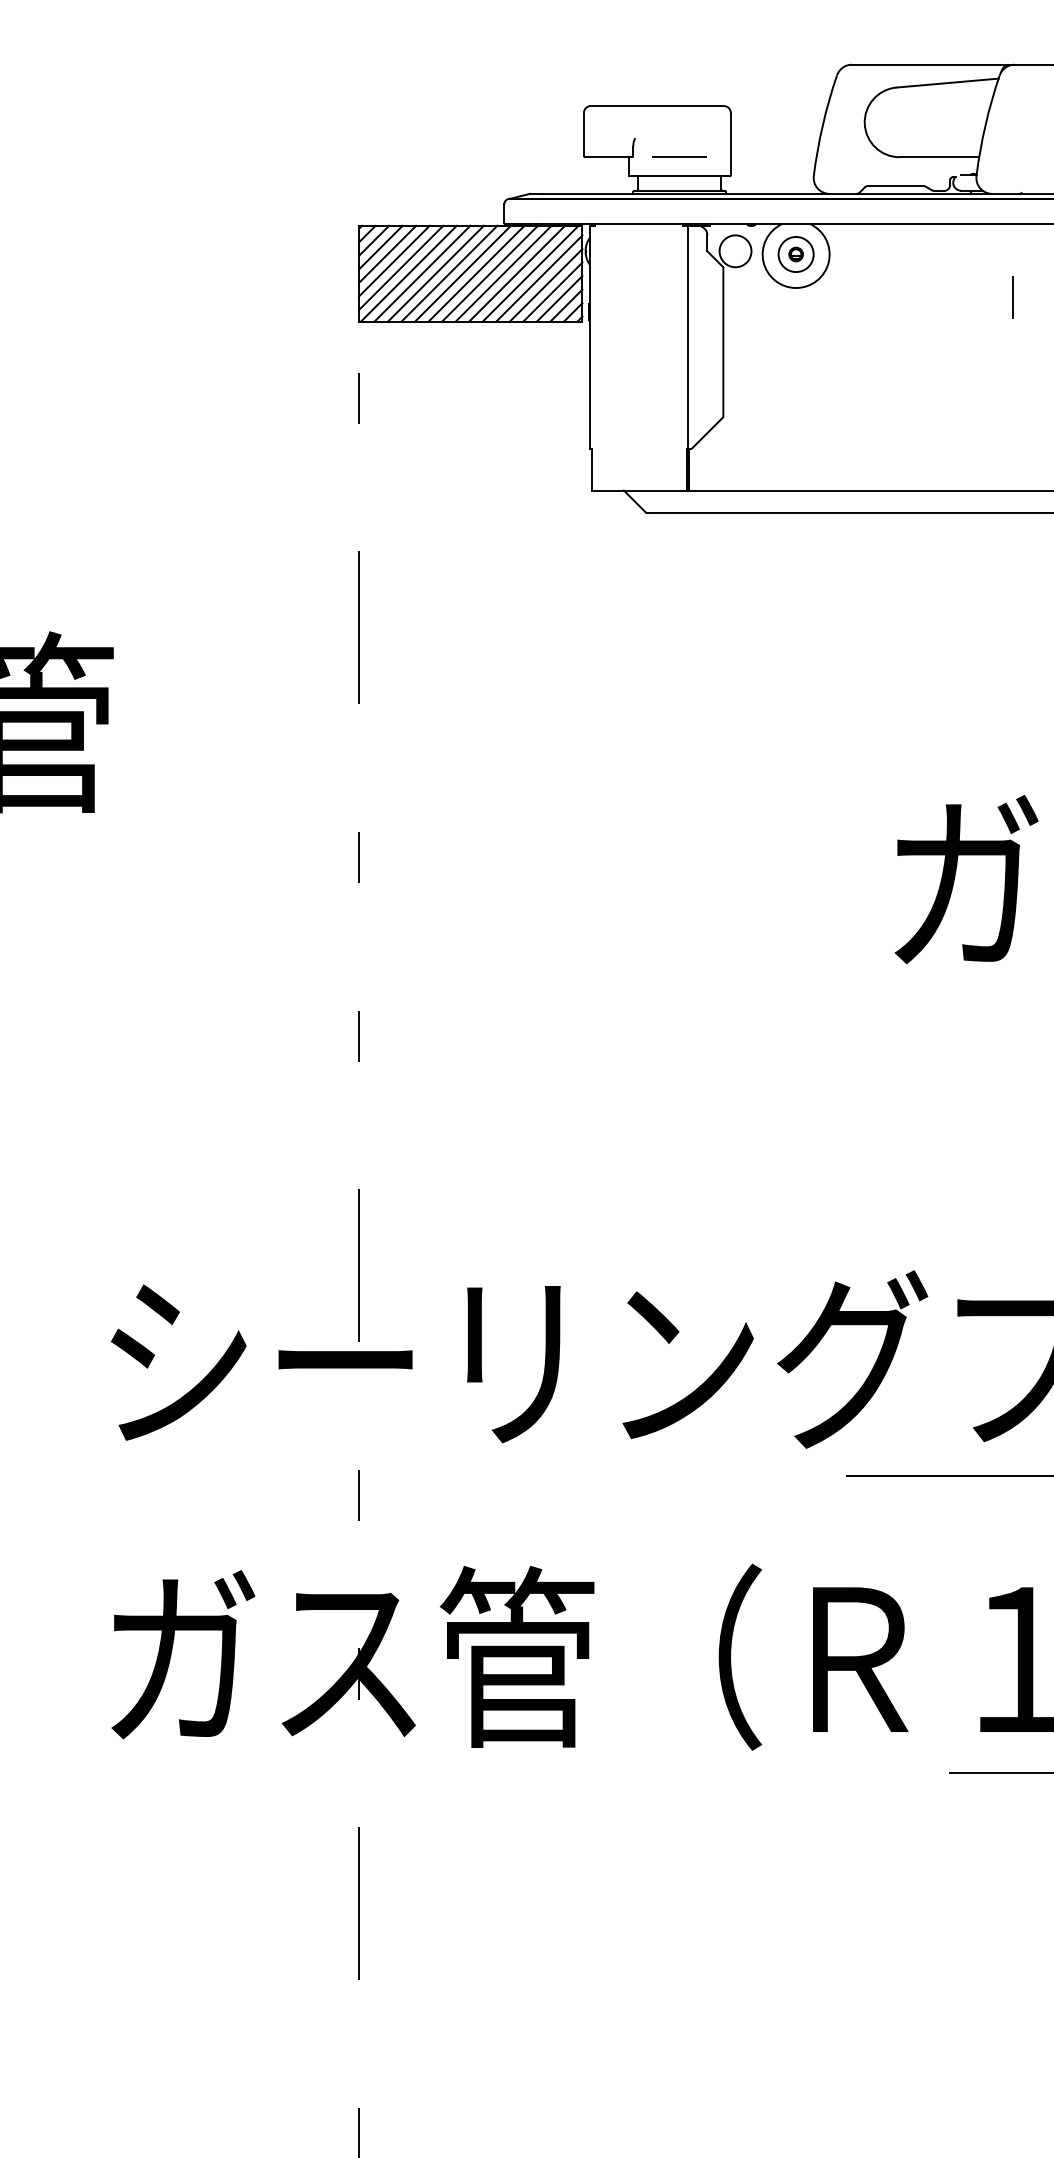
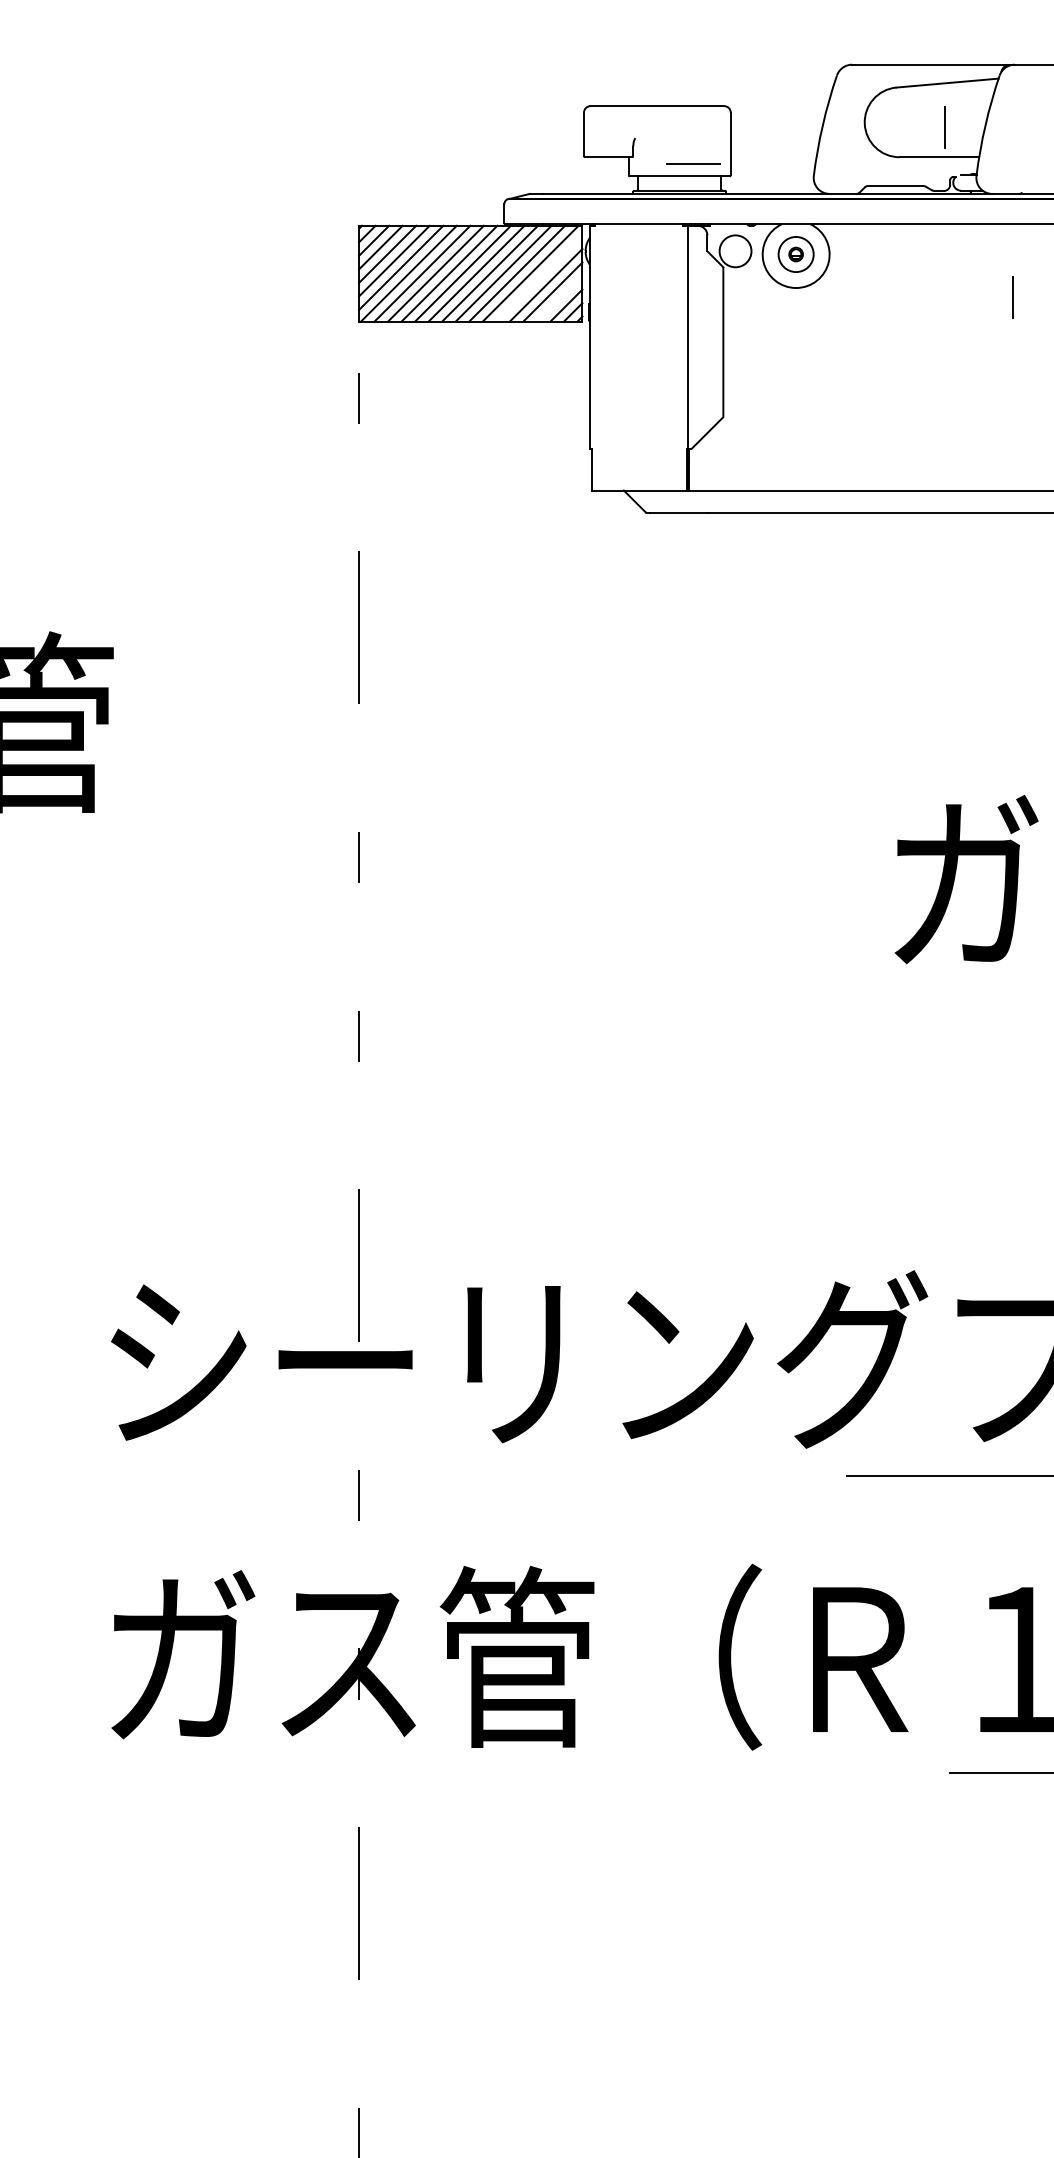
line: none -> present (944, 127)
line position: (679, 156) -> (693, 163) (693, 163)
line: present -> none (539, 278)
line: present -> none (559, 298)
